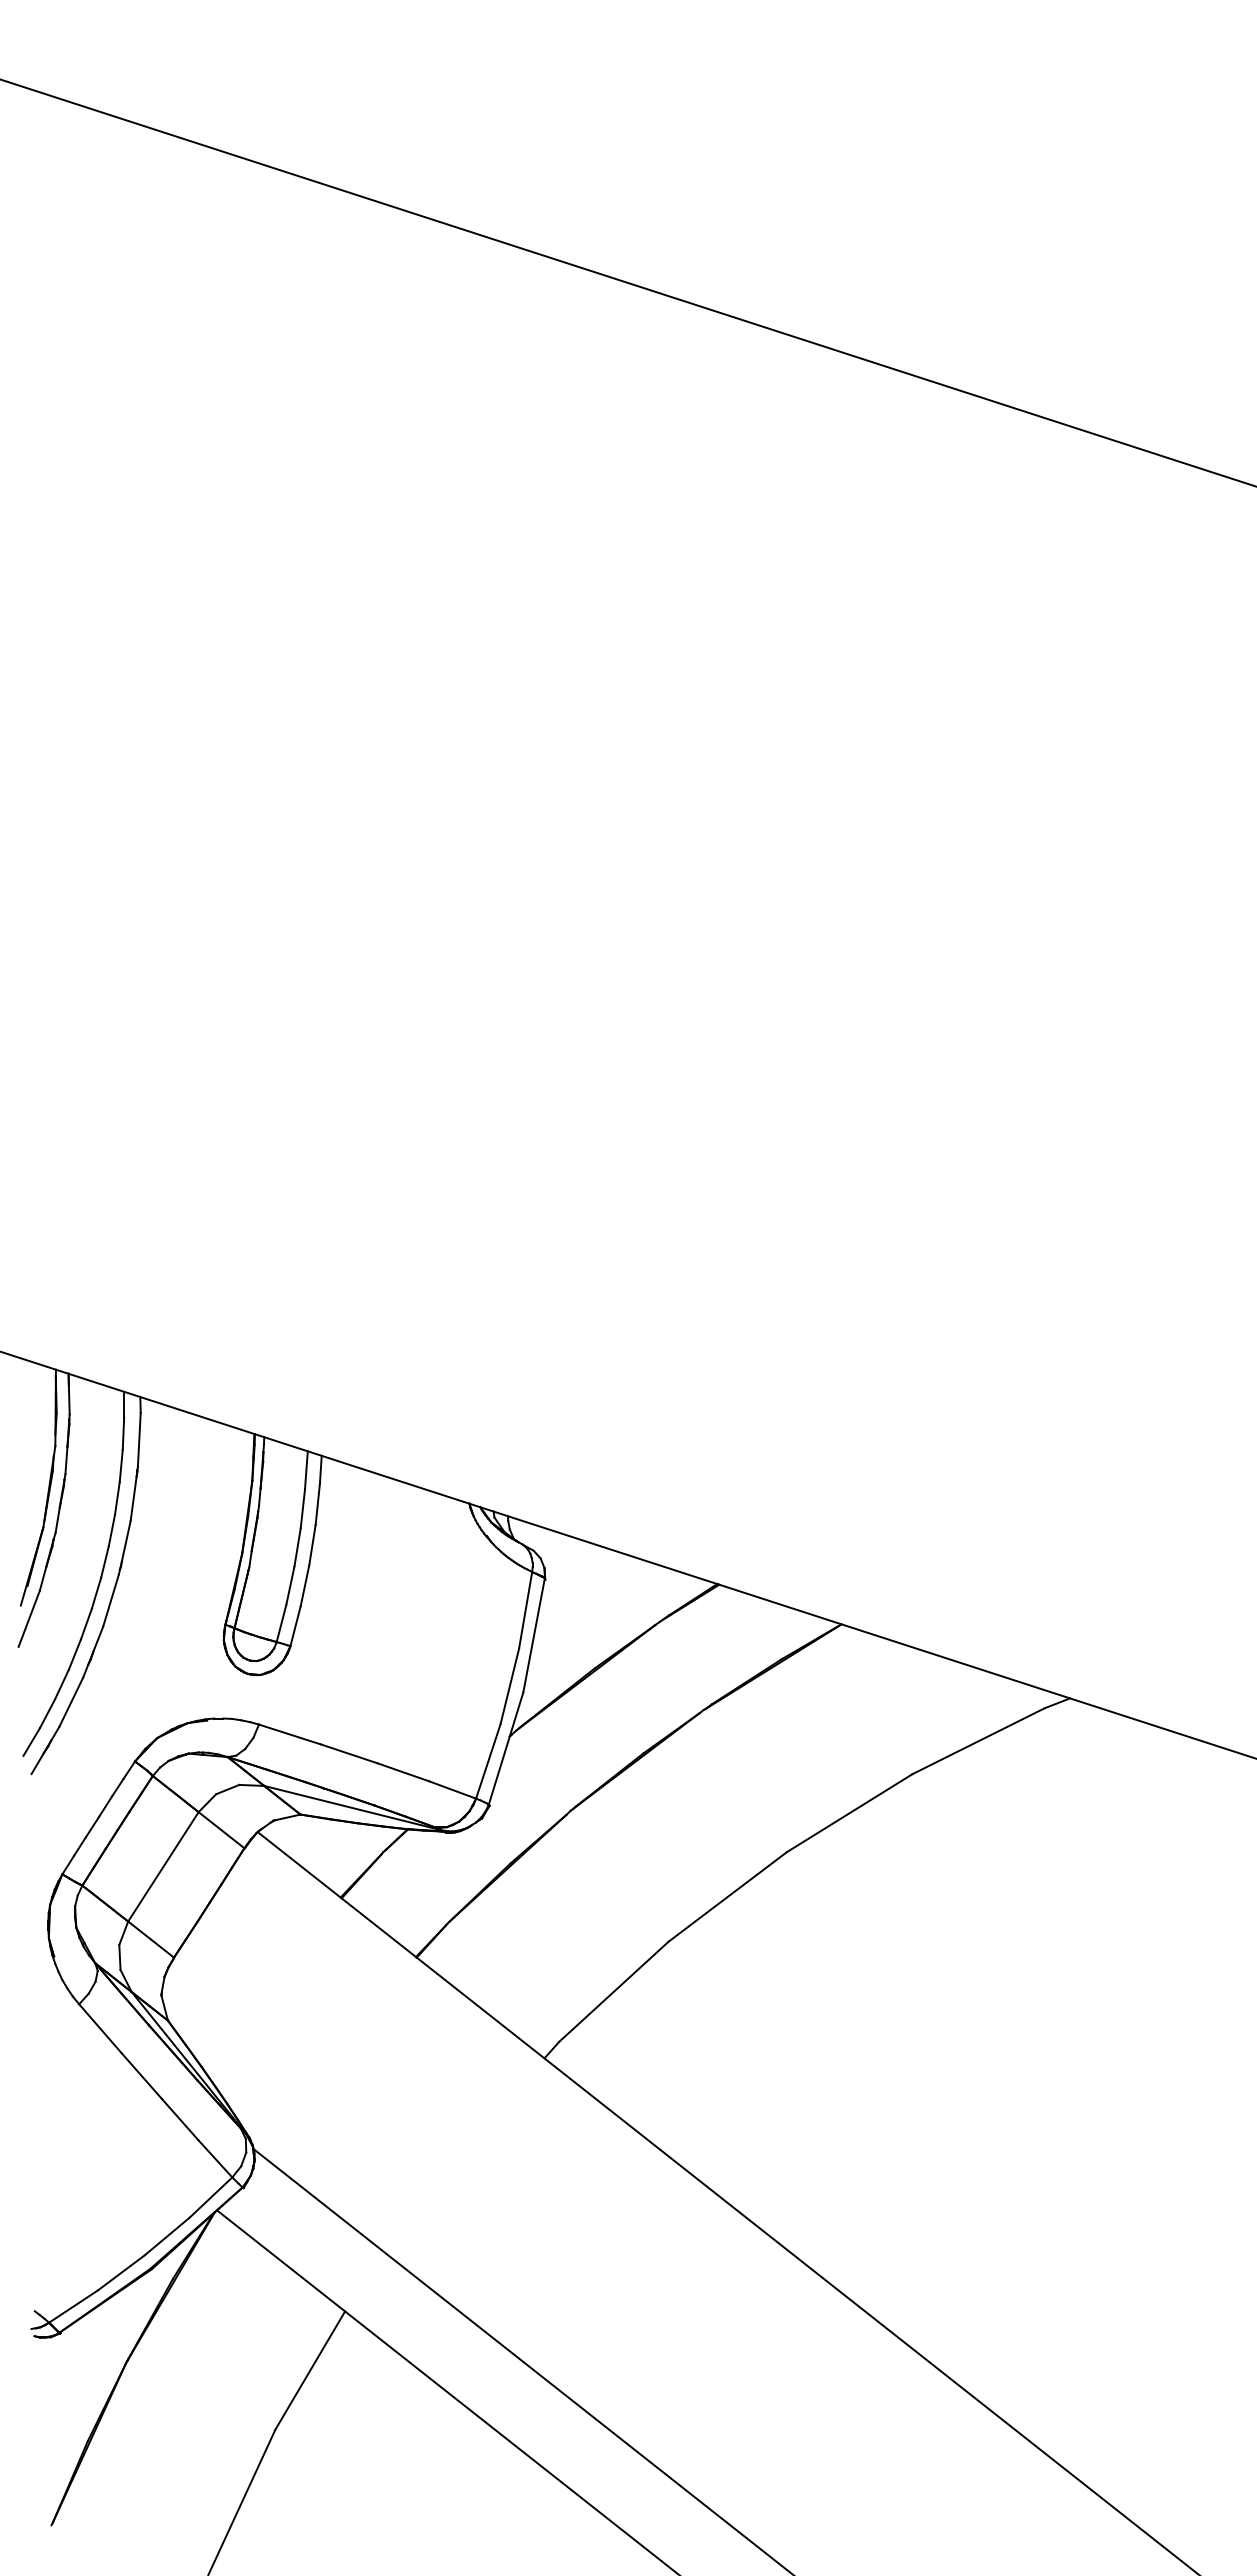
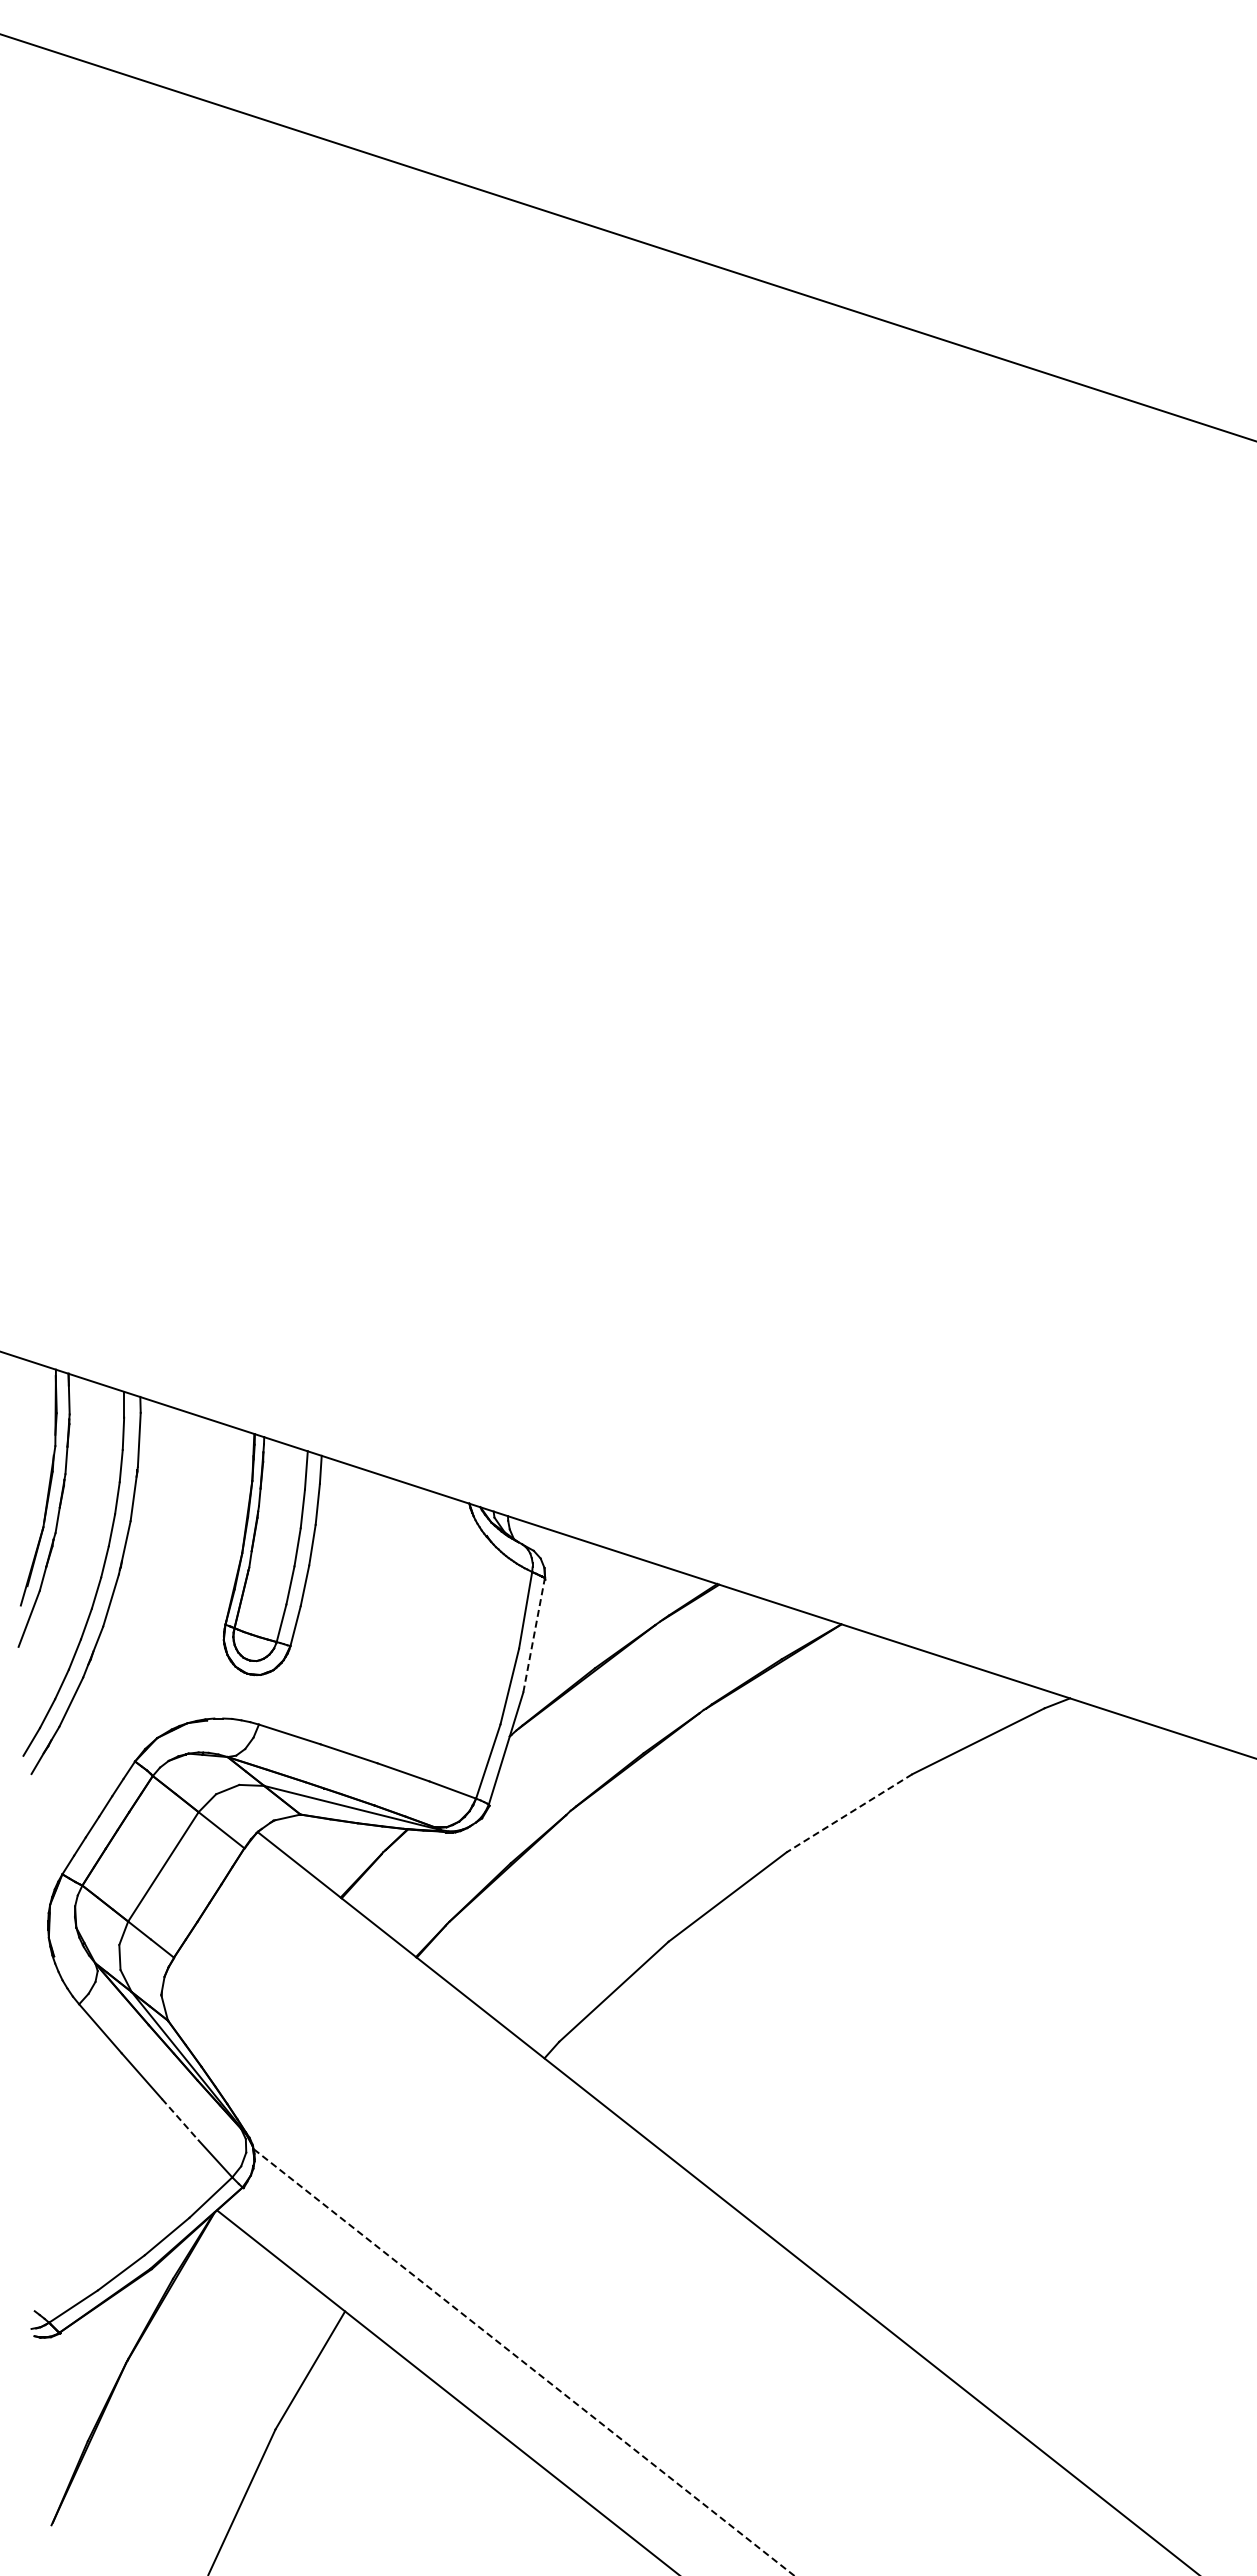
line position: (627, 282) -> (627, 237) (627, 237)
line: solid -> dashed (534, 1634)
line: solid -> dashed (849, 1813)
line: solid -> dashed (180, 2119)
line: solid -> dashed (524, 2362)
